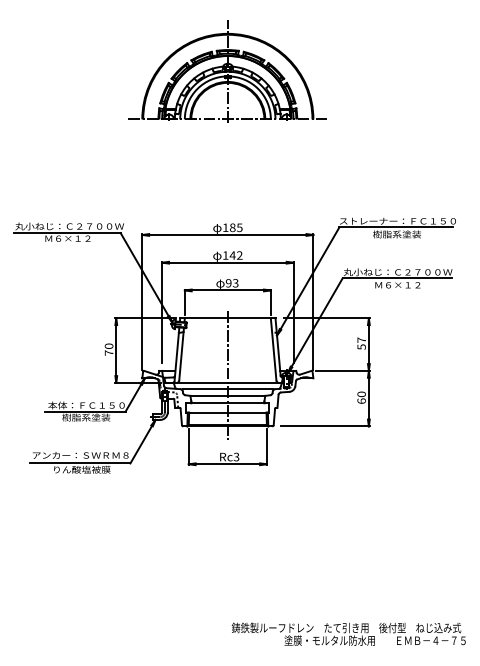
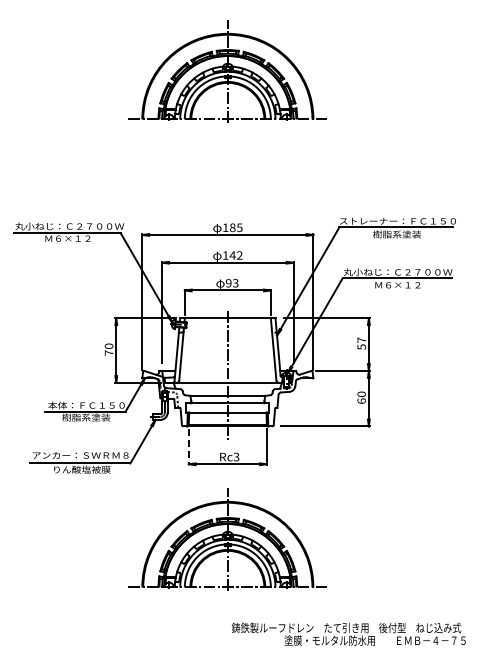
line: present -> none (227, 389)
line: solid -> dashed (188, 447)
part: none -> present (227, 539)
